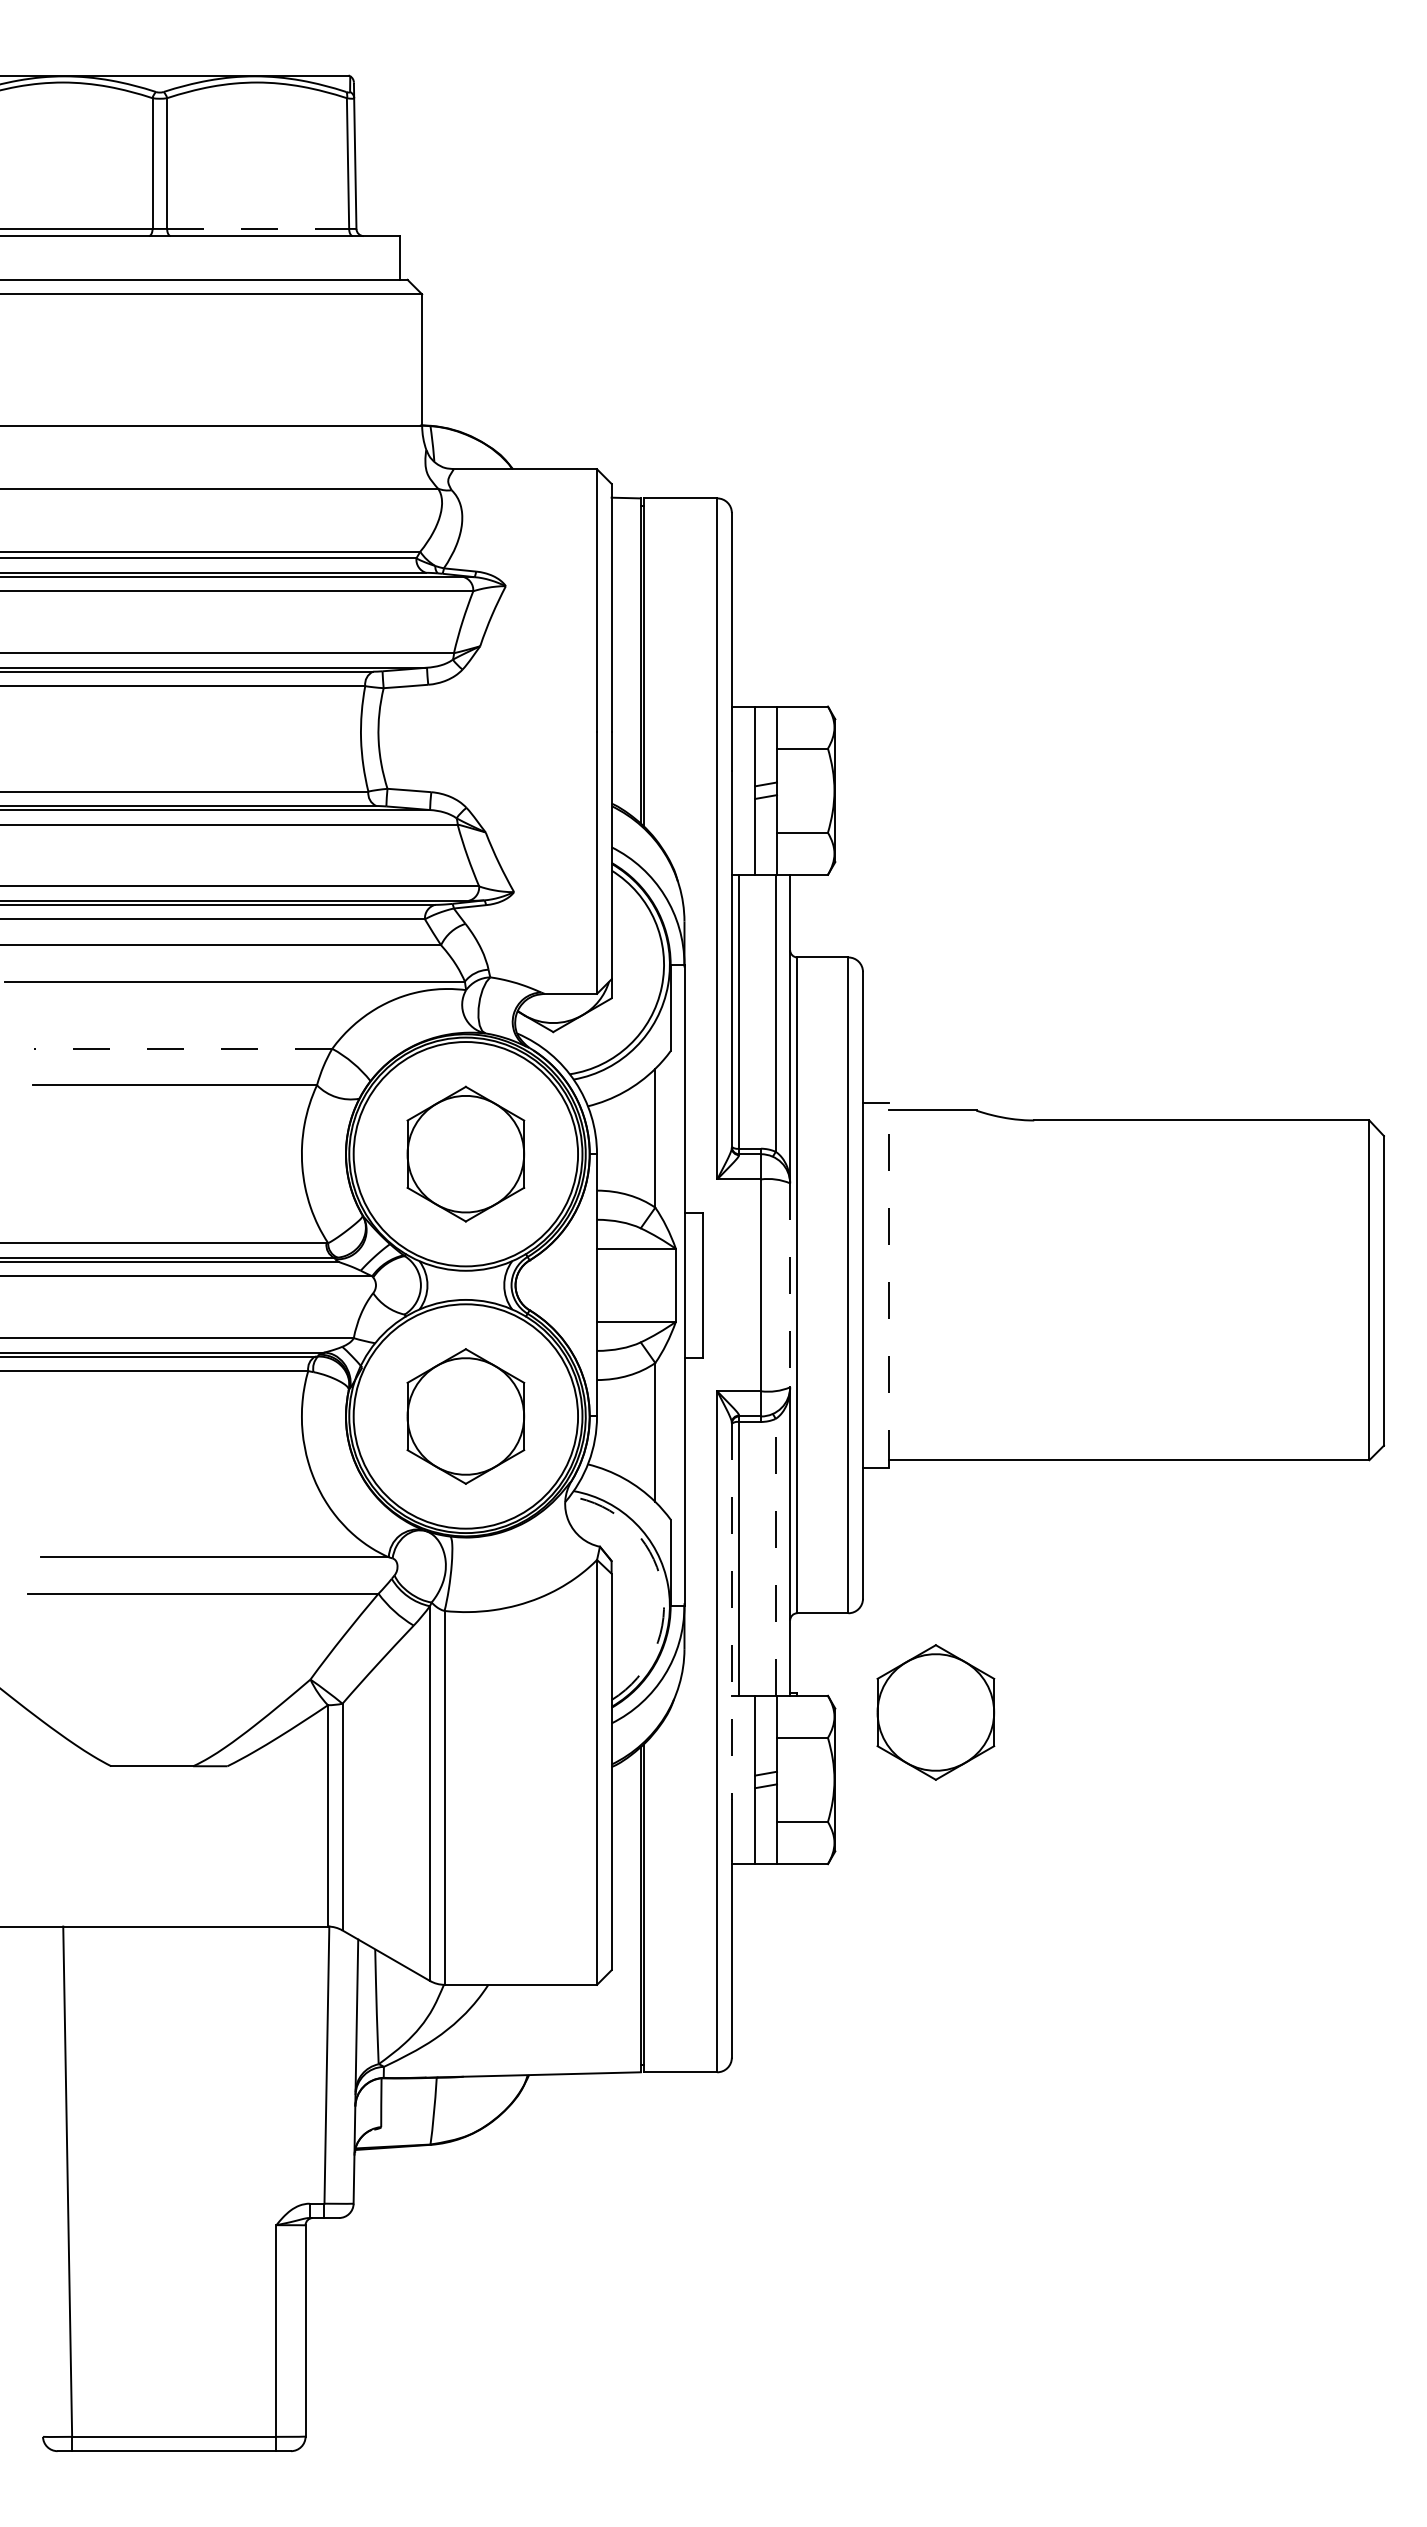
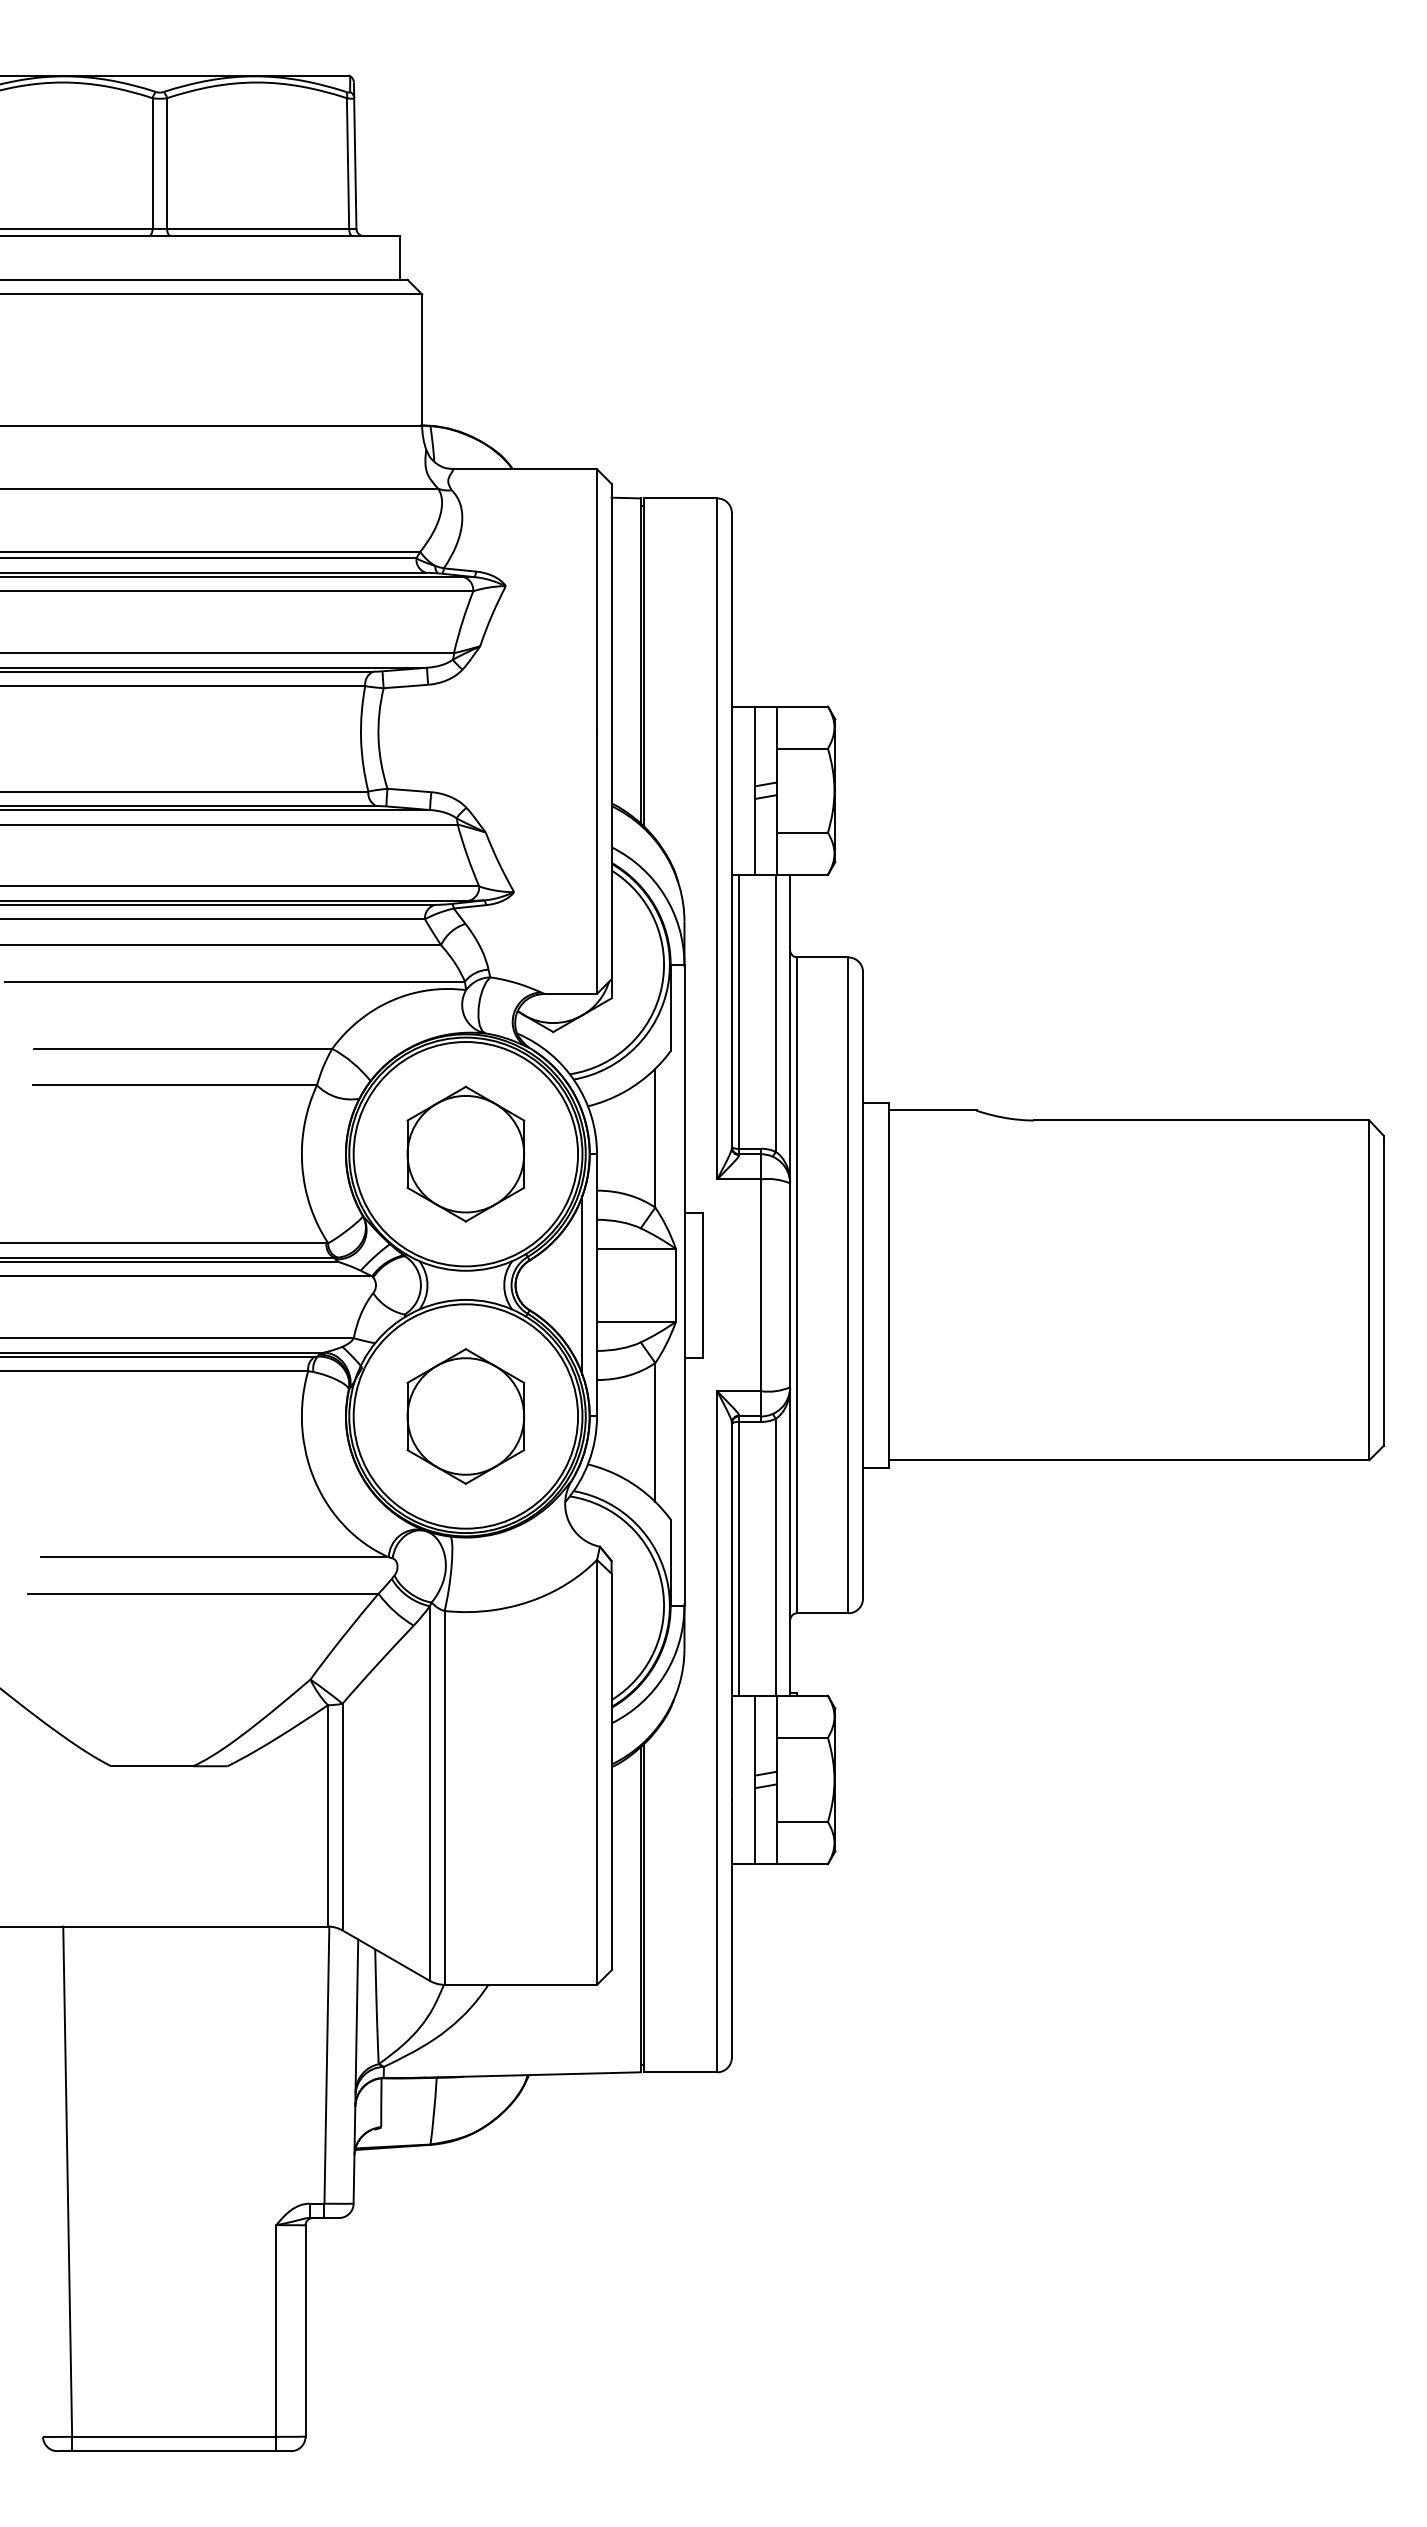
line: dashed -> solid (258, 228)
line: dashed -> solid (183, 1048)
line: dashed -> solid (888, 1284)
line: none -> present (582, 1285)
line: dashed -> solid (790, 1285)
line: dashed -> solid (775, 1556)
arc: dashed -> solid (661, 1583)
line: dashed -> solid (731, 1611)
part: present -> none (935, 1712)
